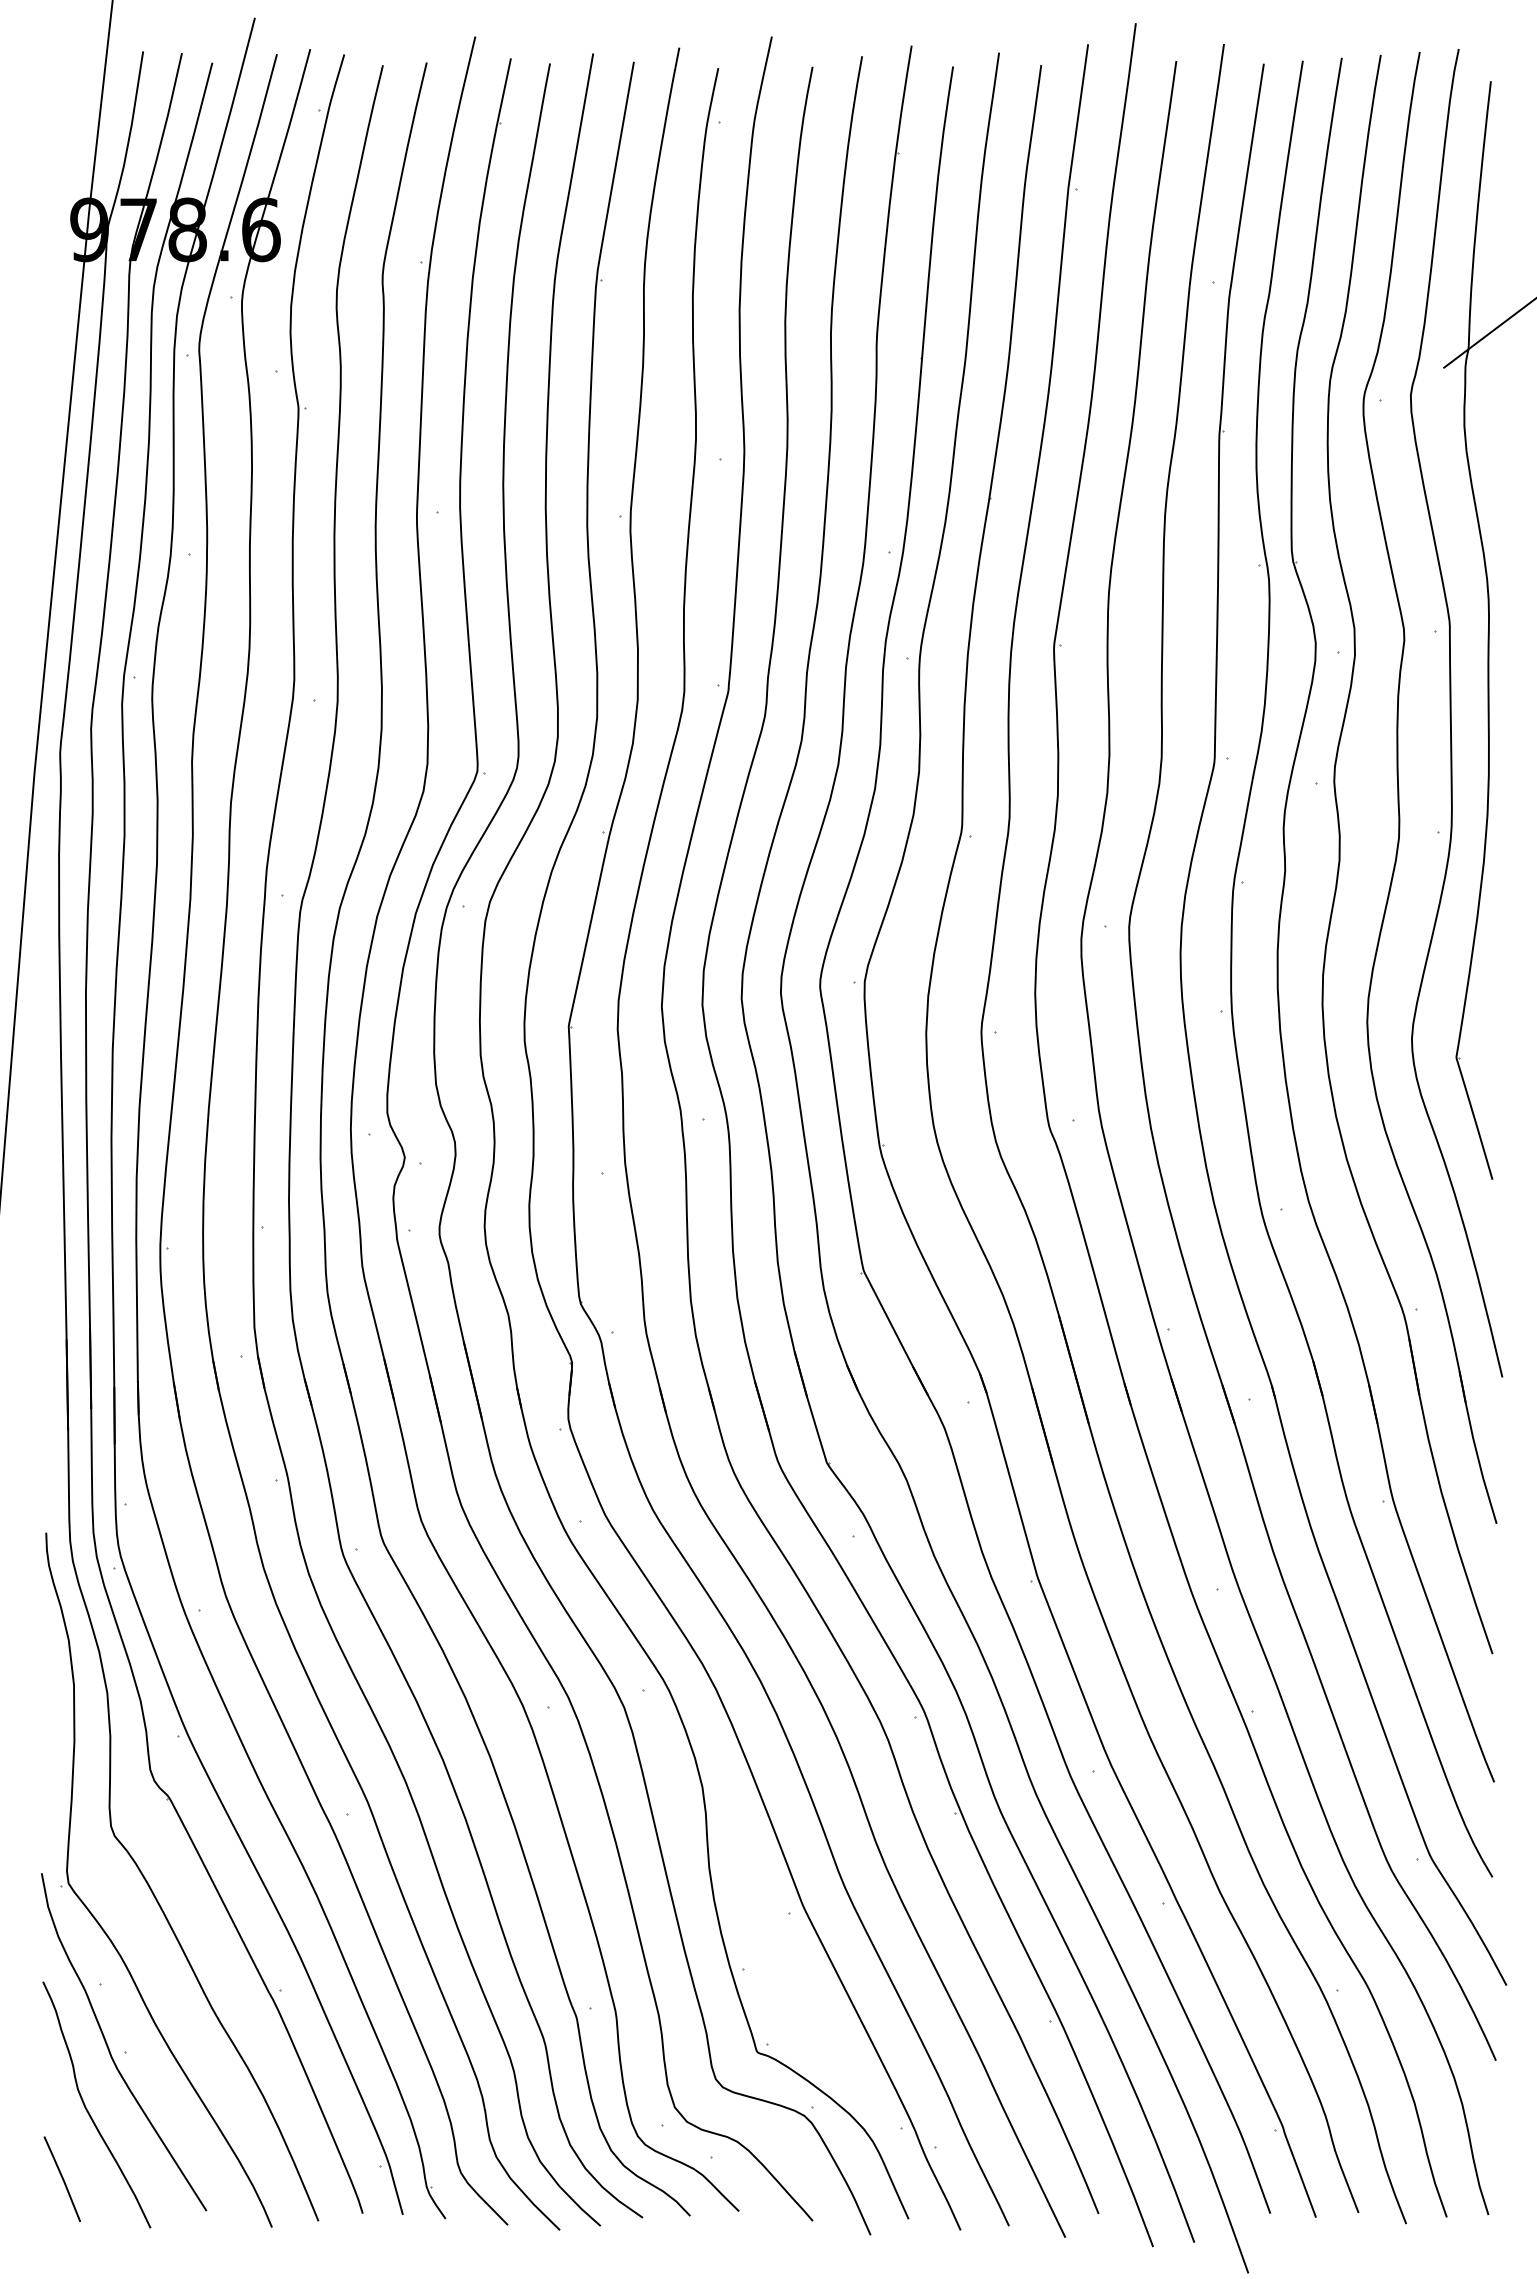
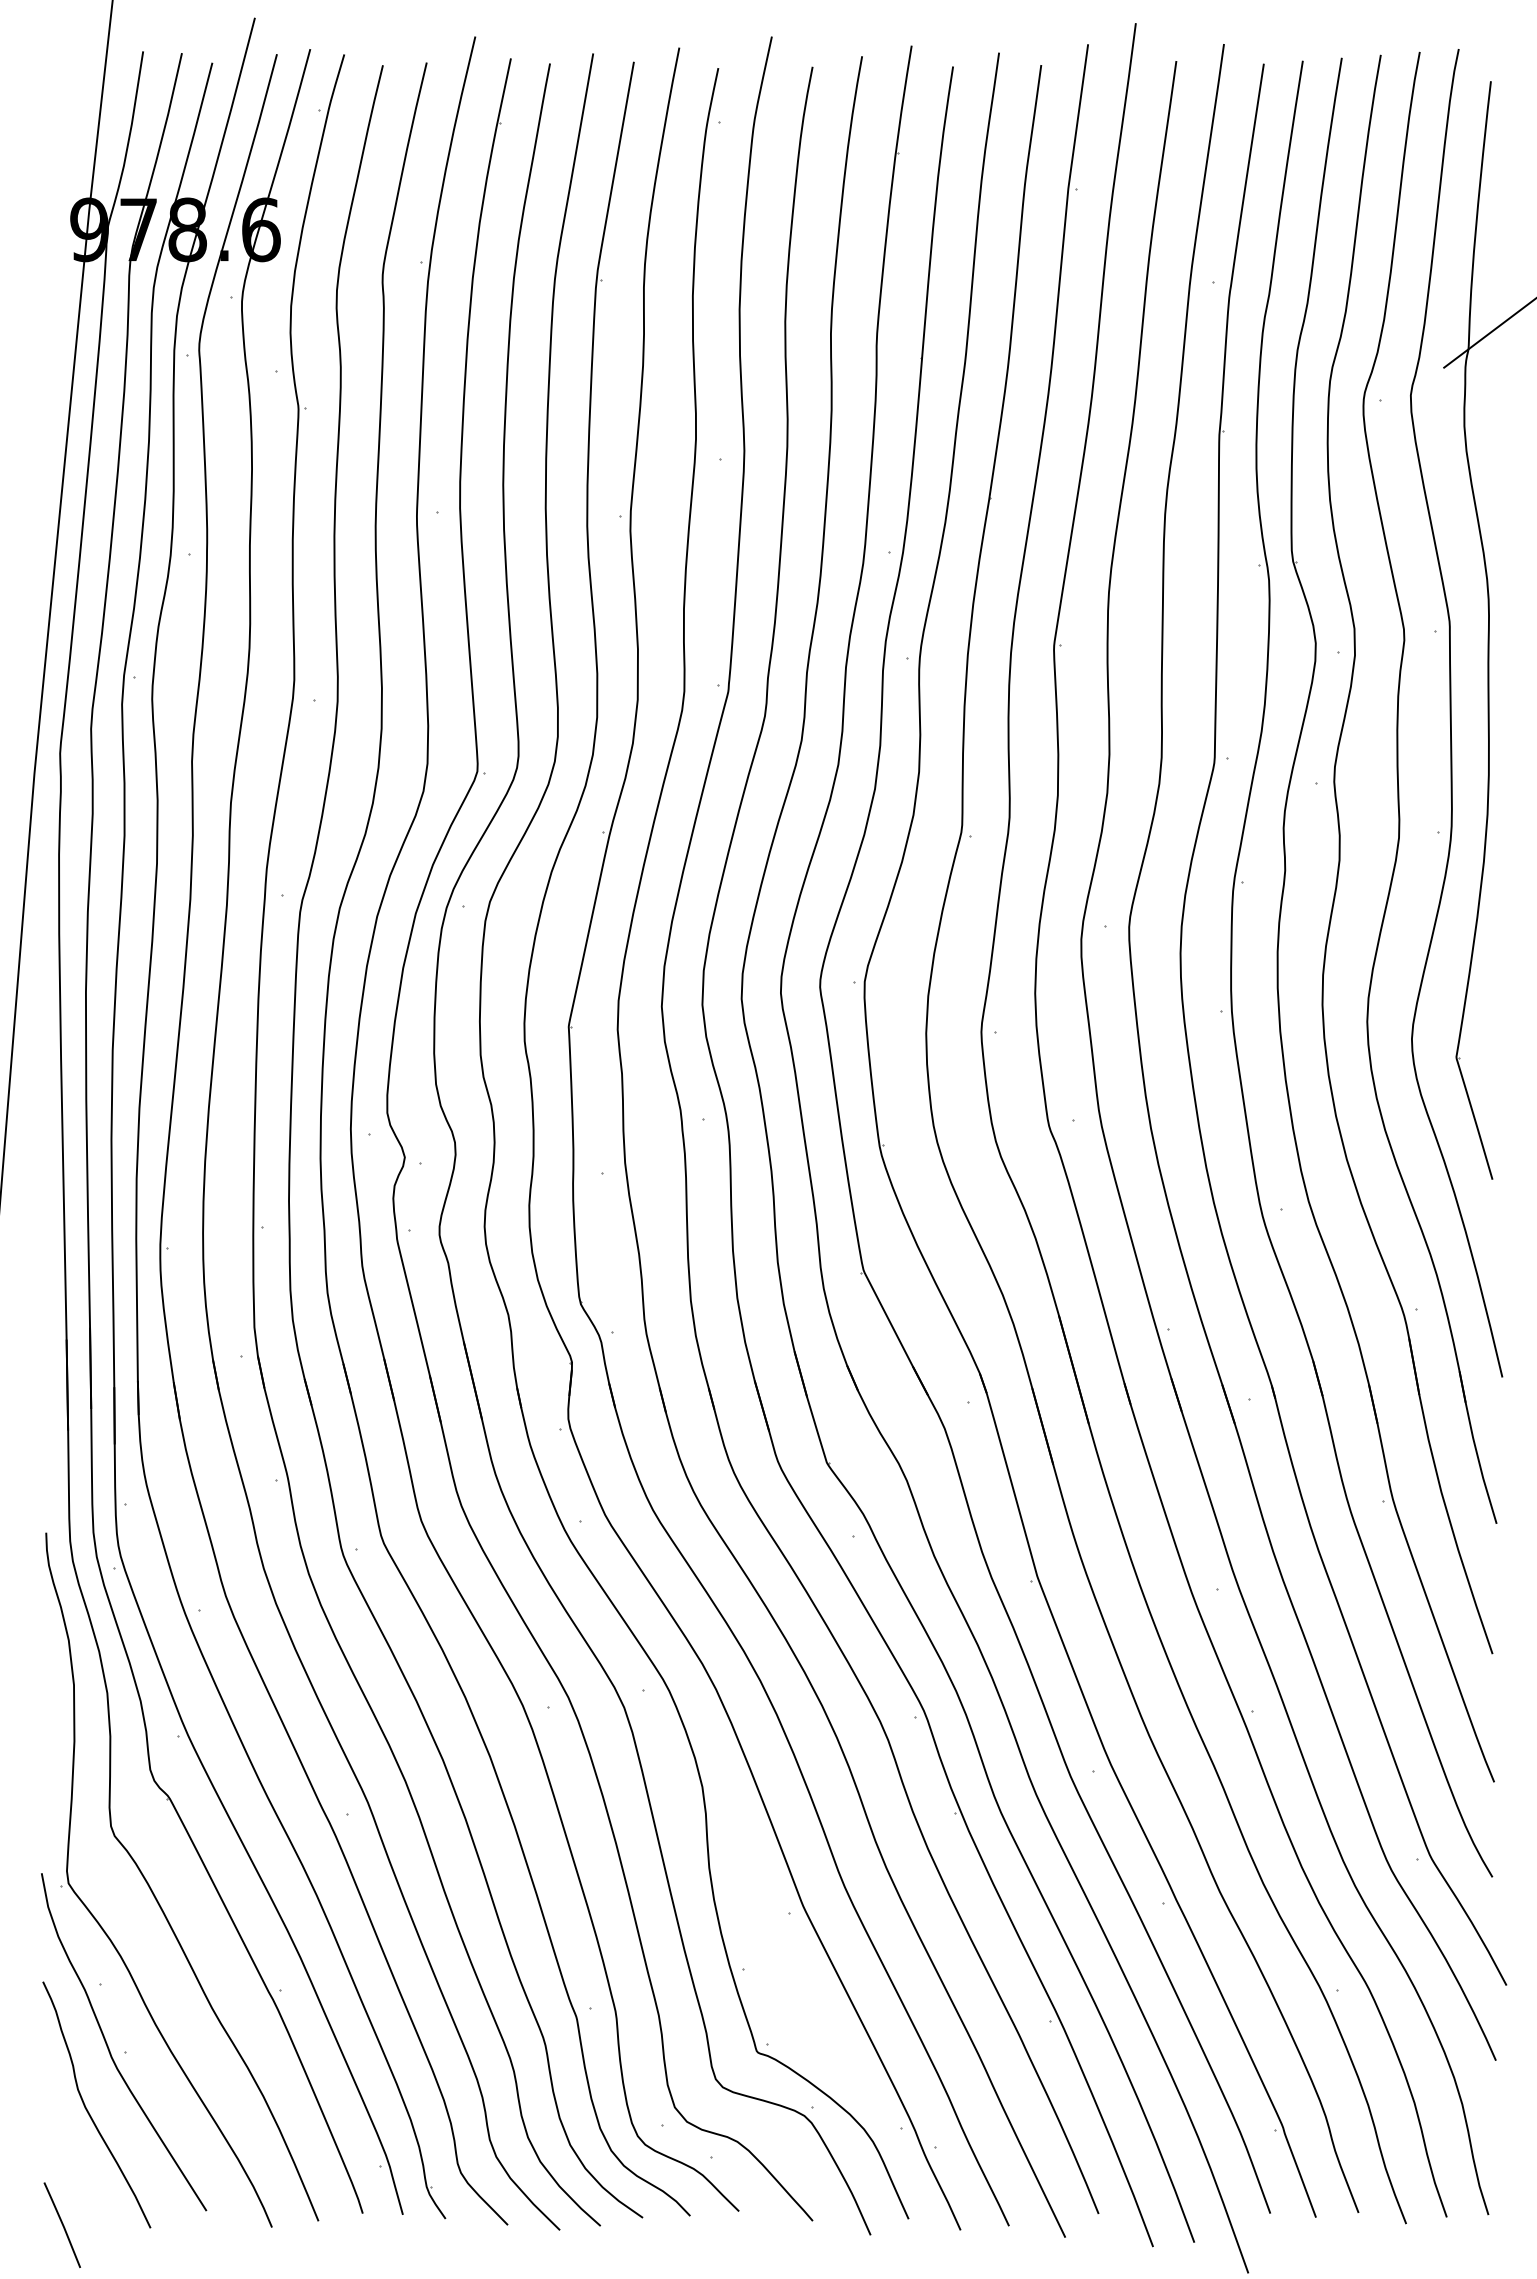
line position: (61, 2178) -> (61, 2224) (61, 2224)
